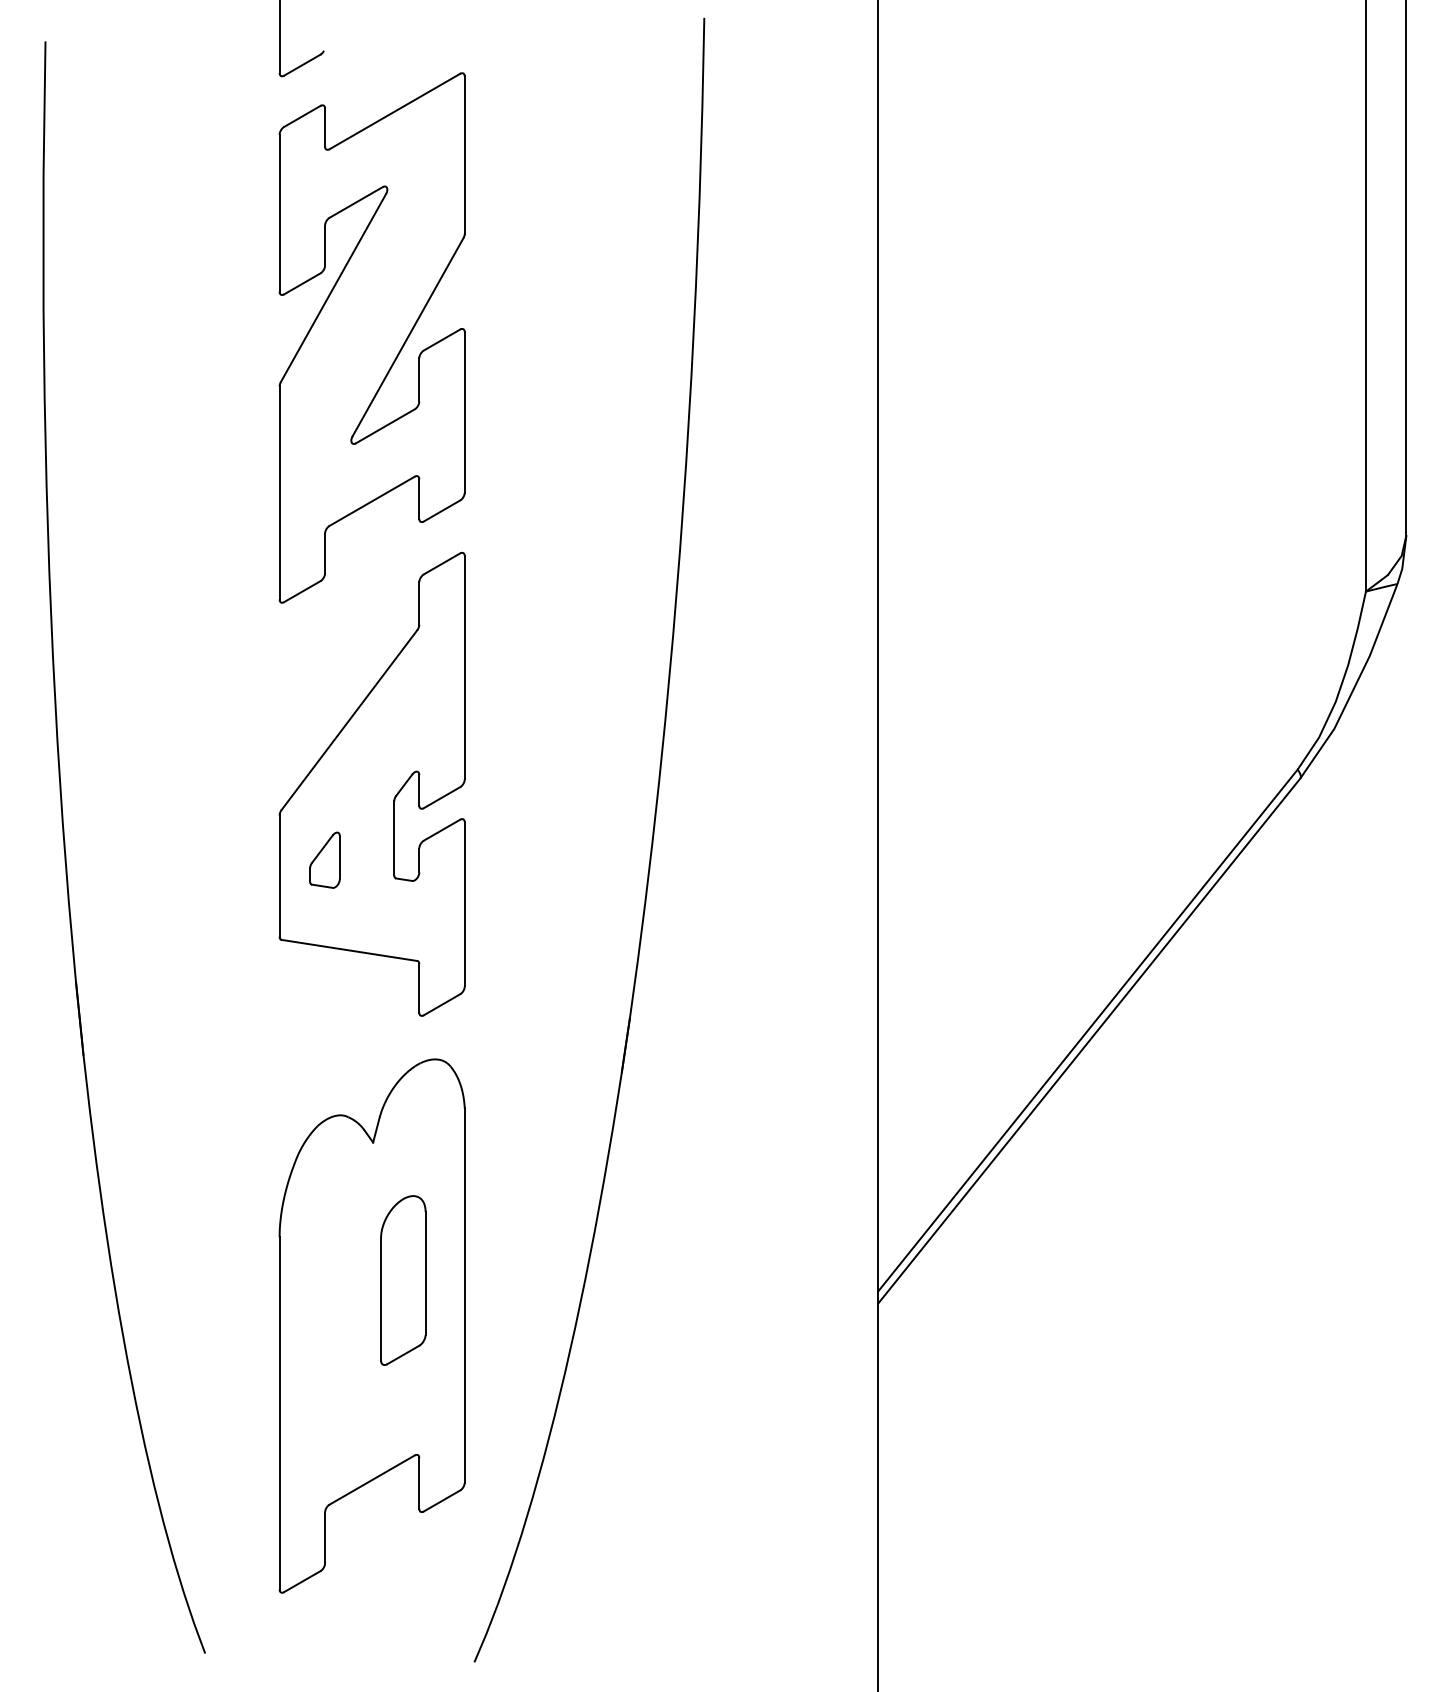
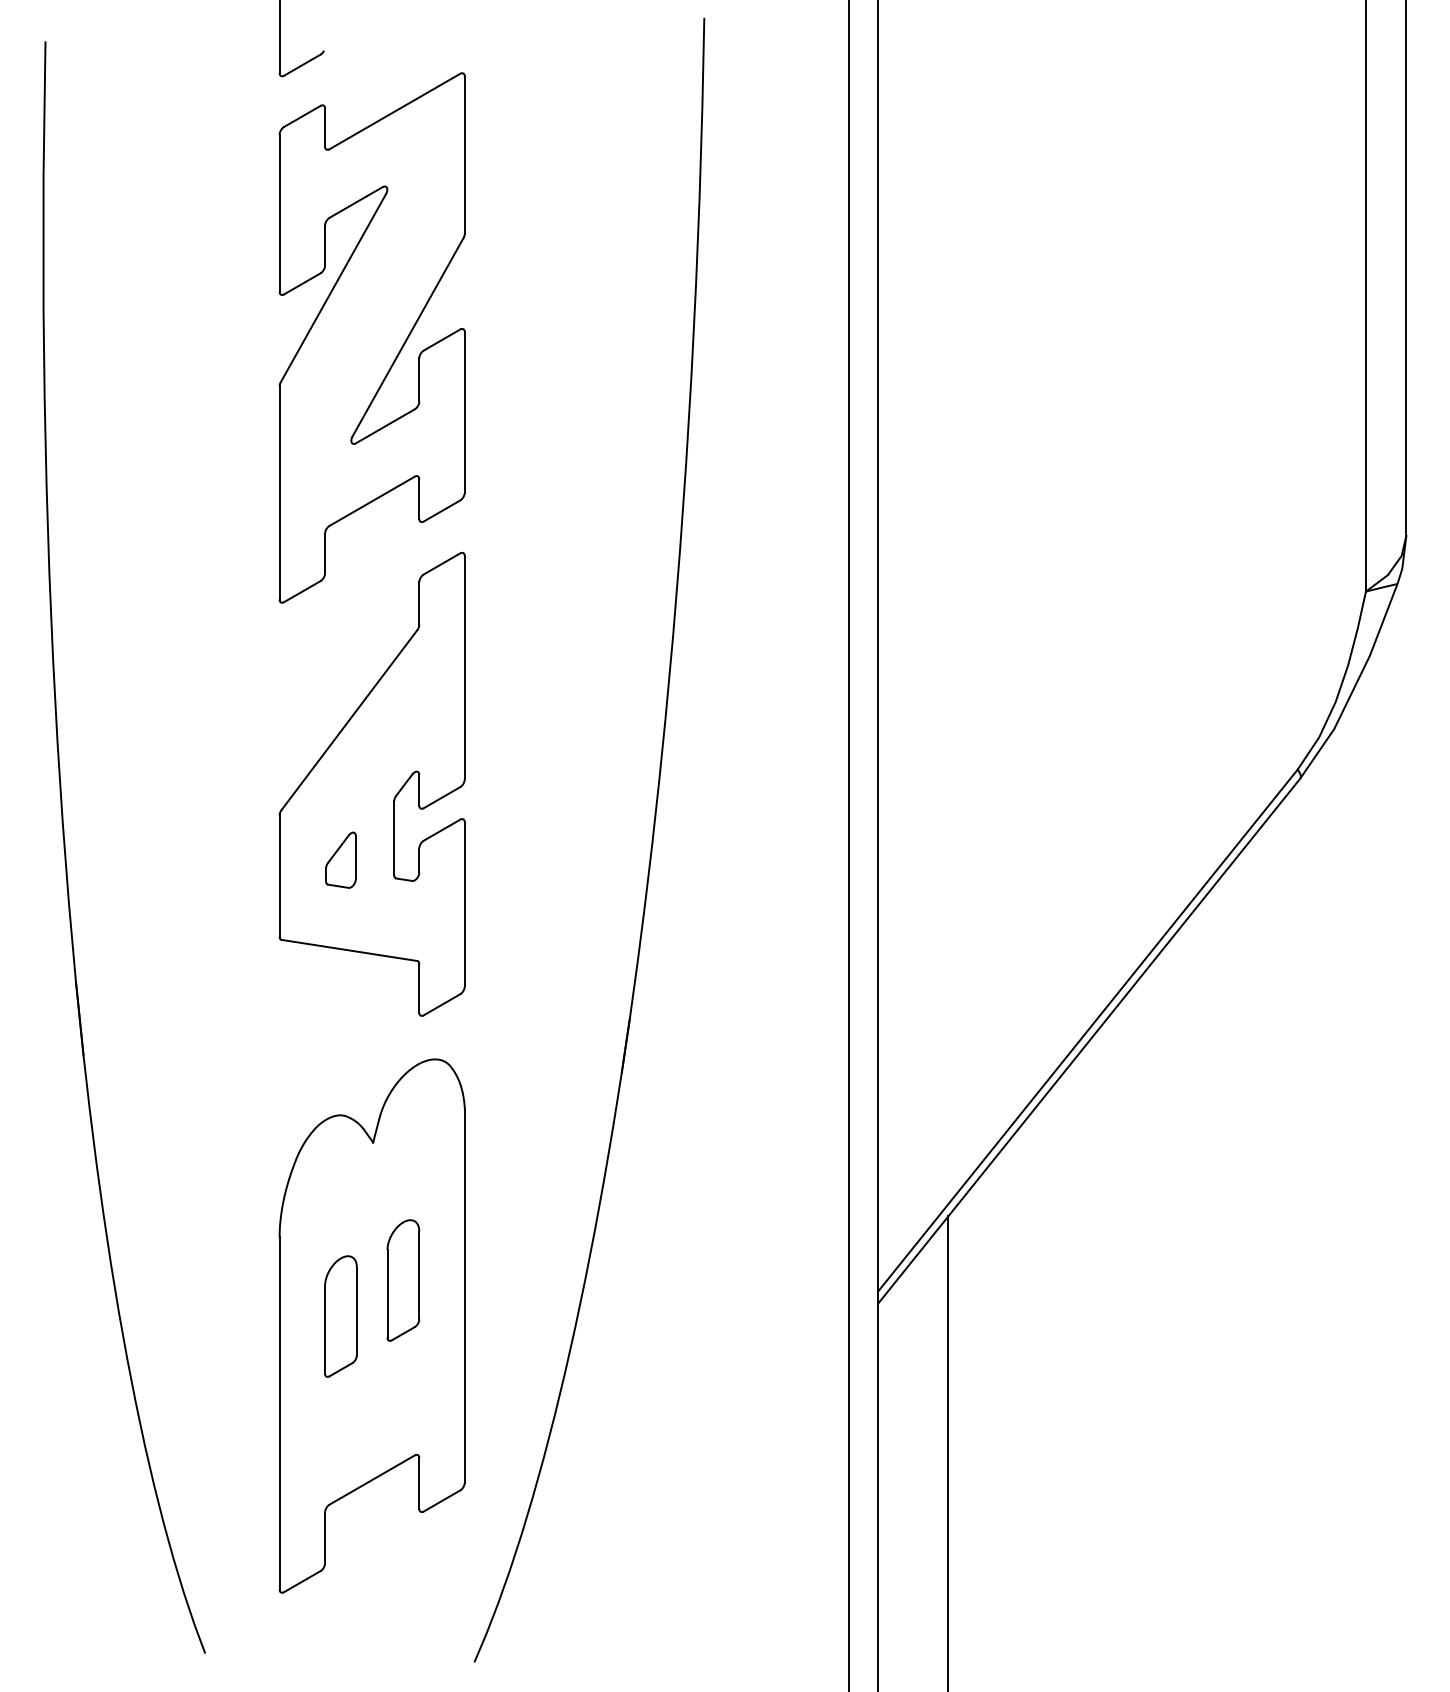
line: none -> present (849, 845)
part position: (324, 859) -> (340, 859) (340, 859)
part size: 47x171 px -> 35x123 px (403, 1280)
part: none -> present (340, 1316)
line: none -> present (948, 1452)
